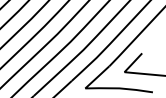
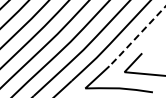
line: solid -> dashed (136, 37)
